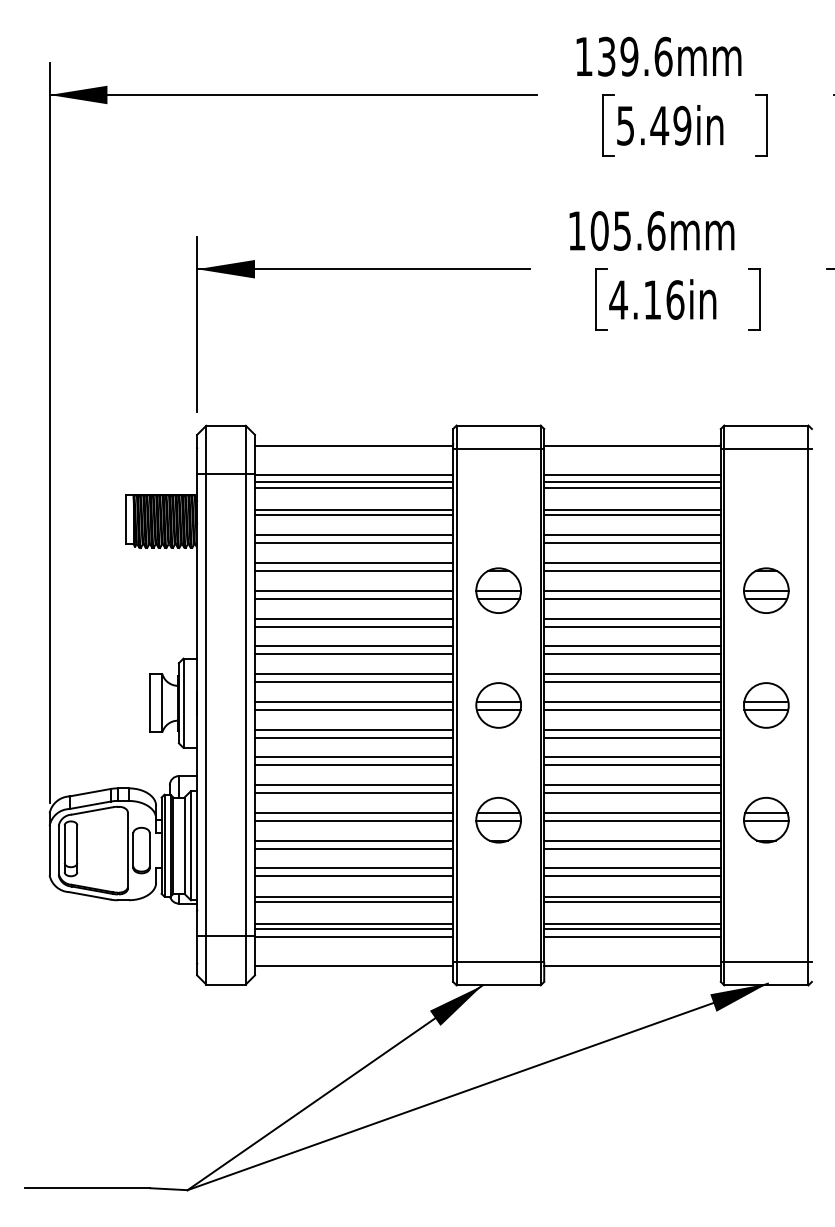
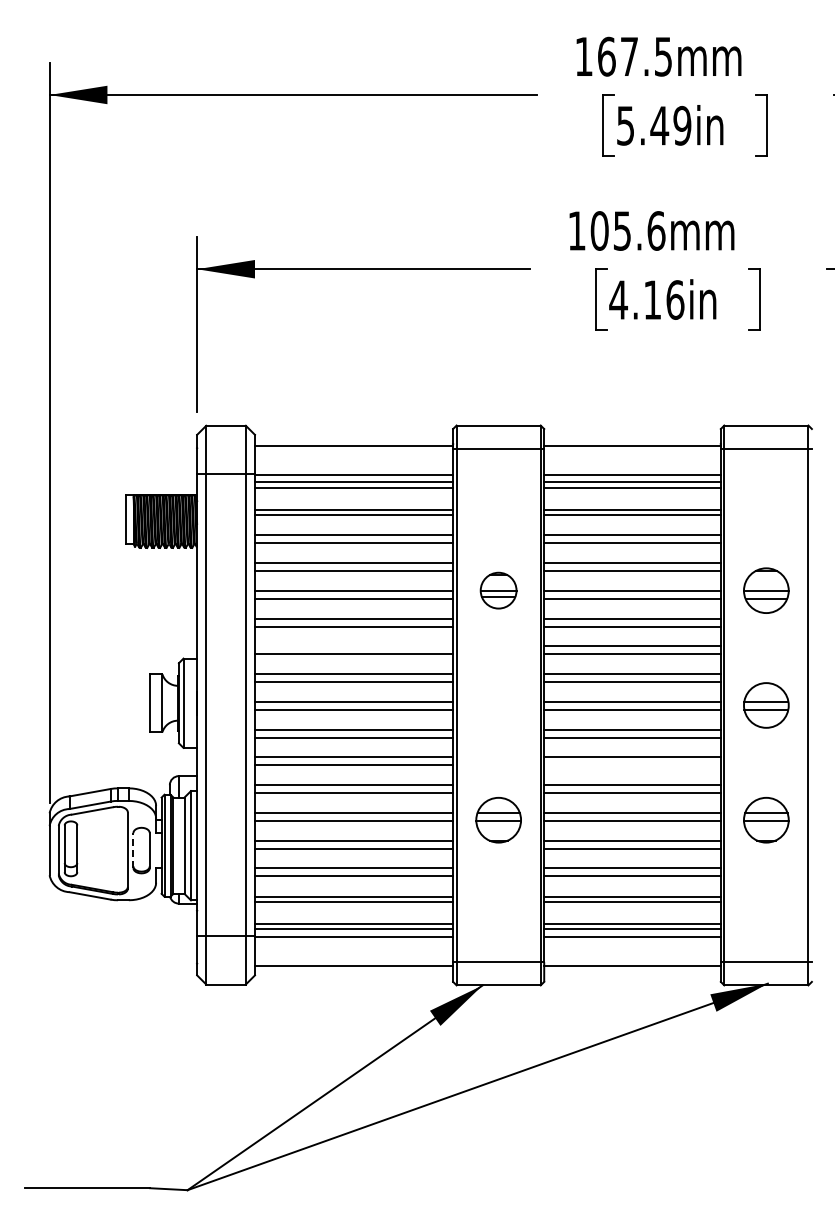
text: 139.6mm -> 167.5mm (635, 56)
part size: 47x47 px -> 39x39 px (498, 590)
line: present -> none (353, 646)
part: present -> none (498, 705)
line: present -> none (632, 765)
line: solid -> dashed (133, 850)
